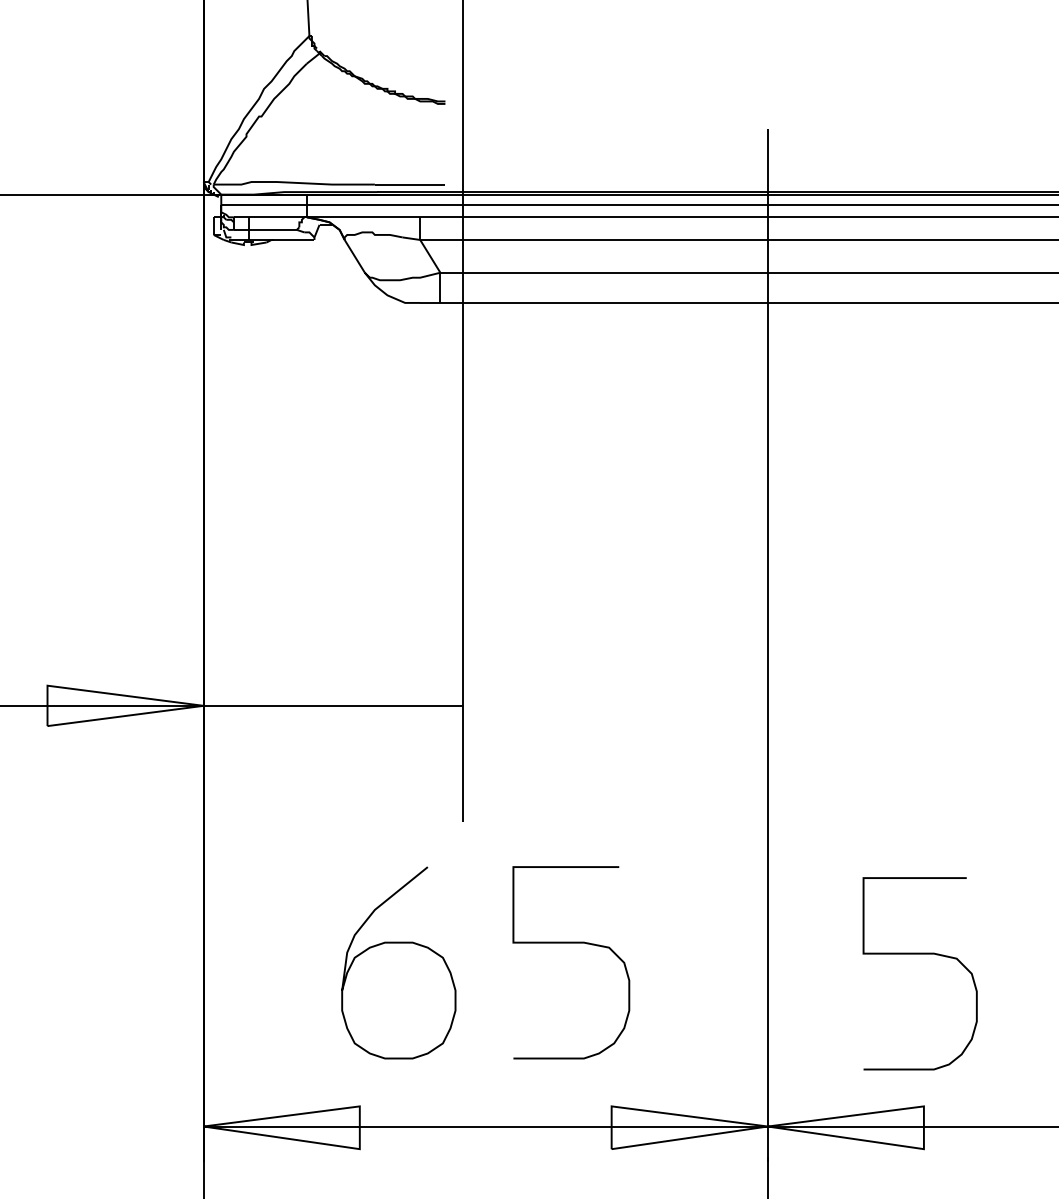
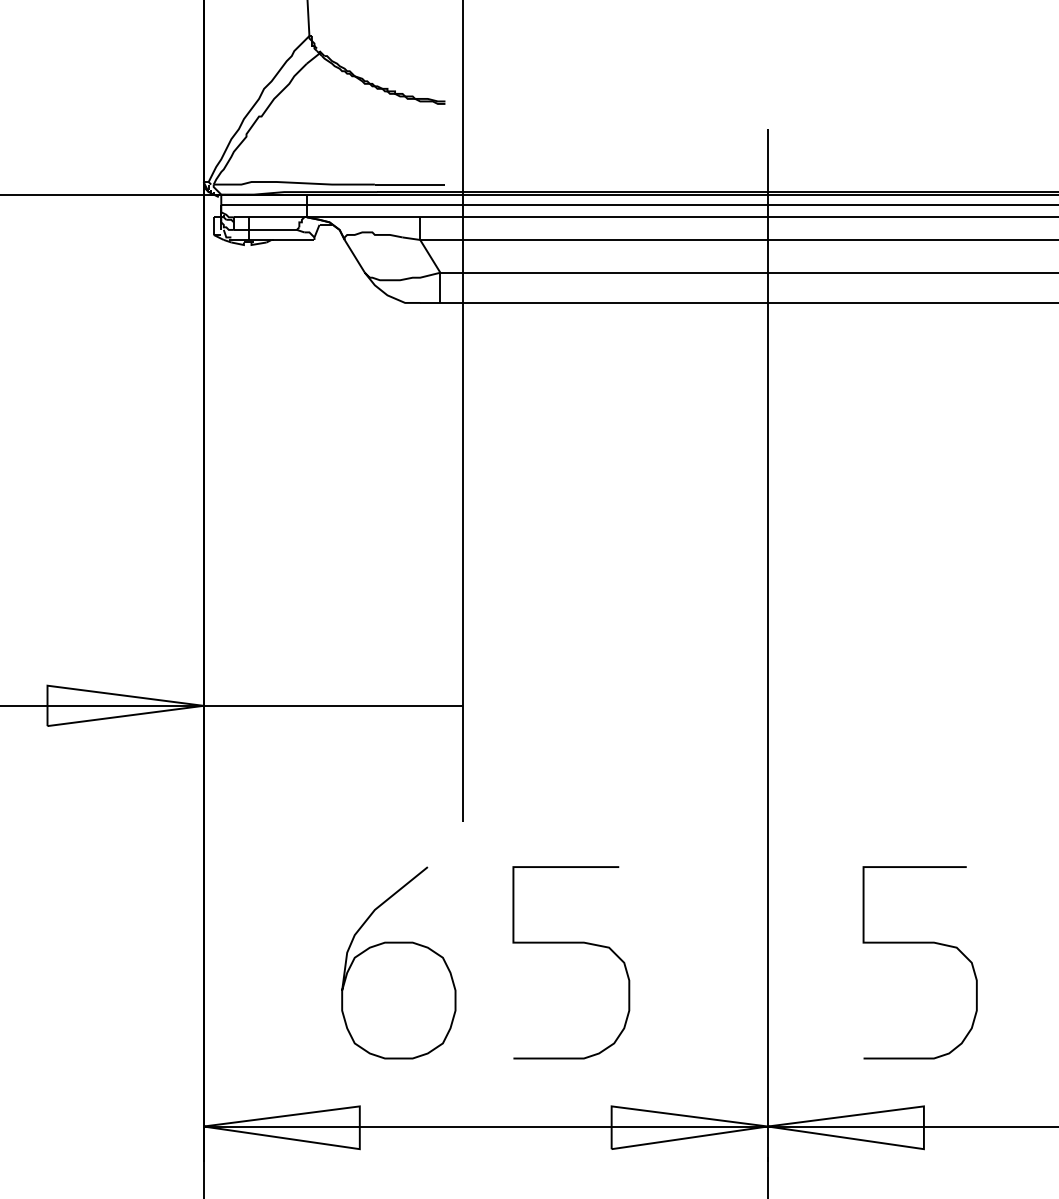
curve position: (919, 954) -> (919, 943) (919, 943)
